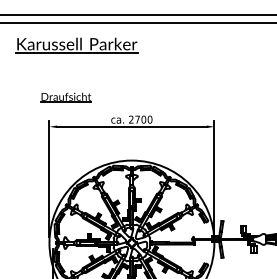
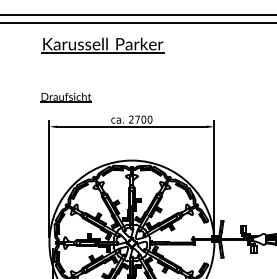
part position: (76, 45) -> (102, 45) (102, 45)
